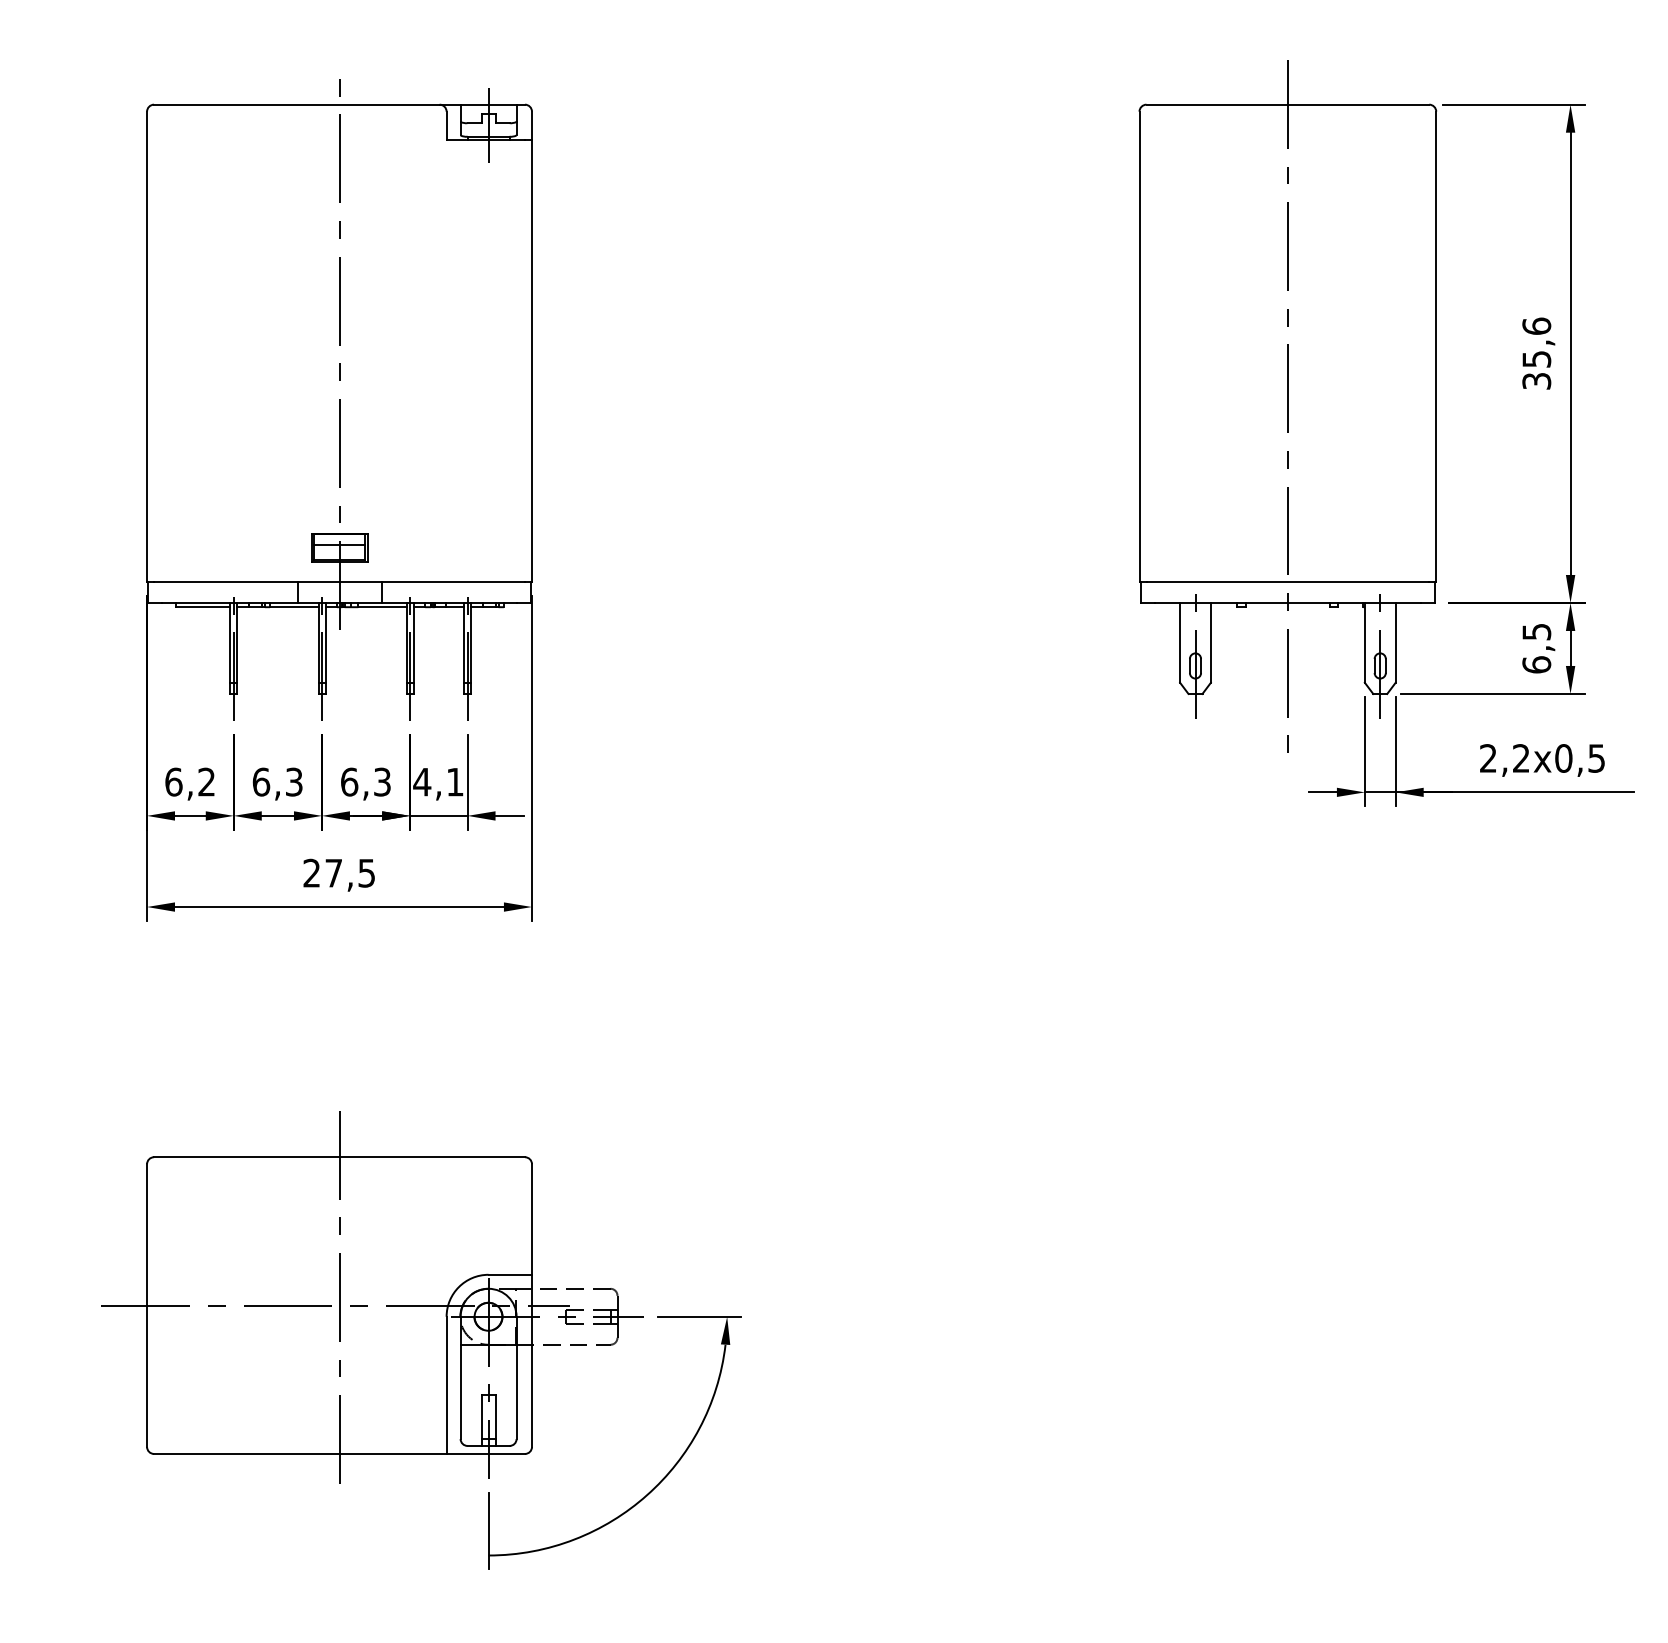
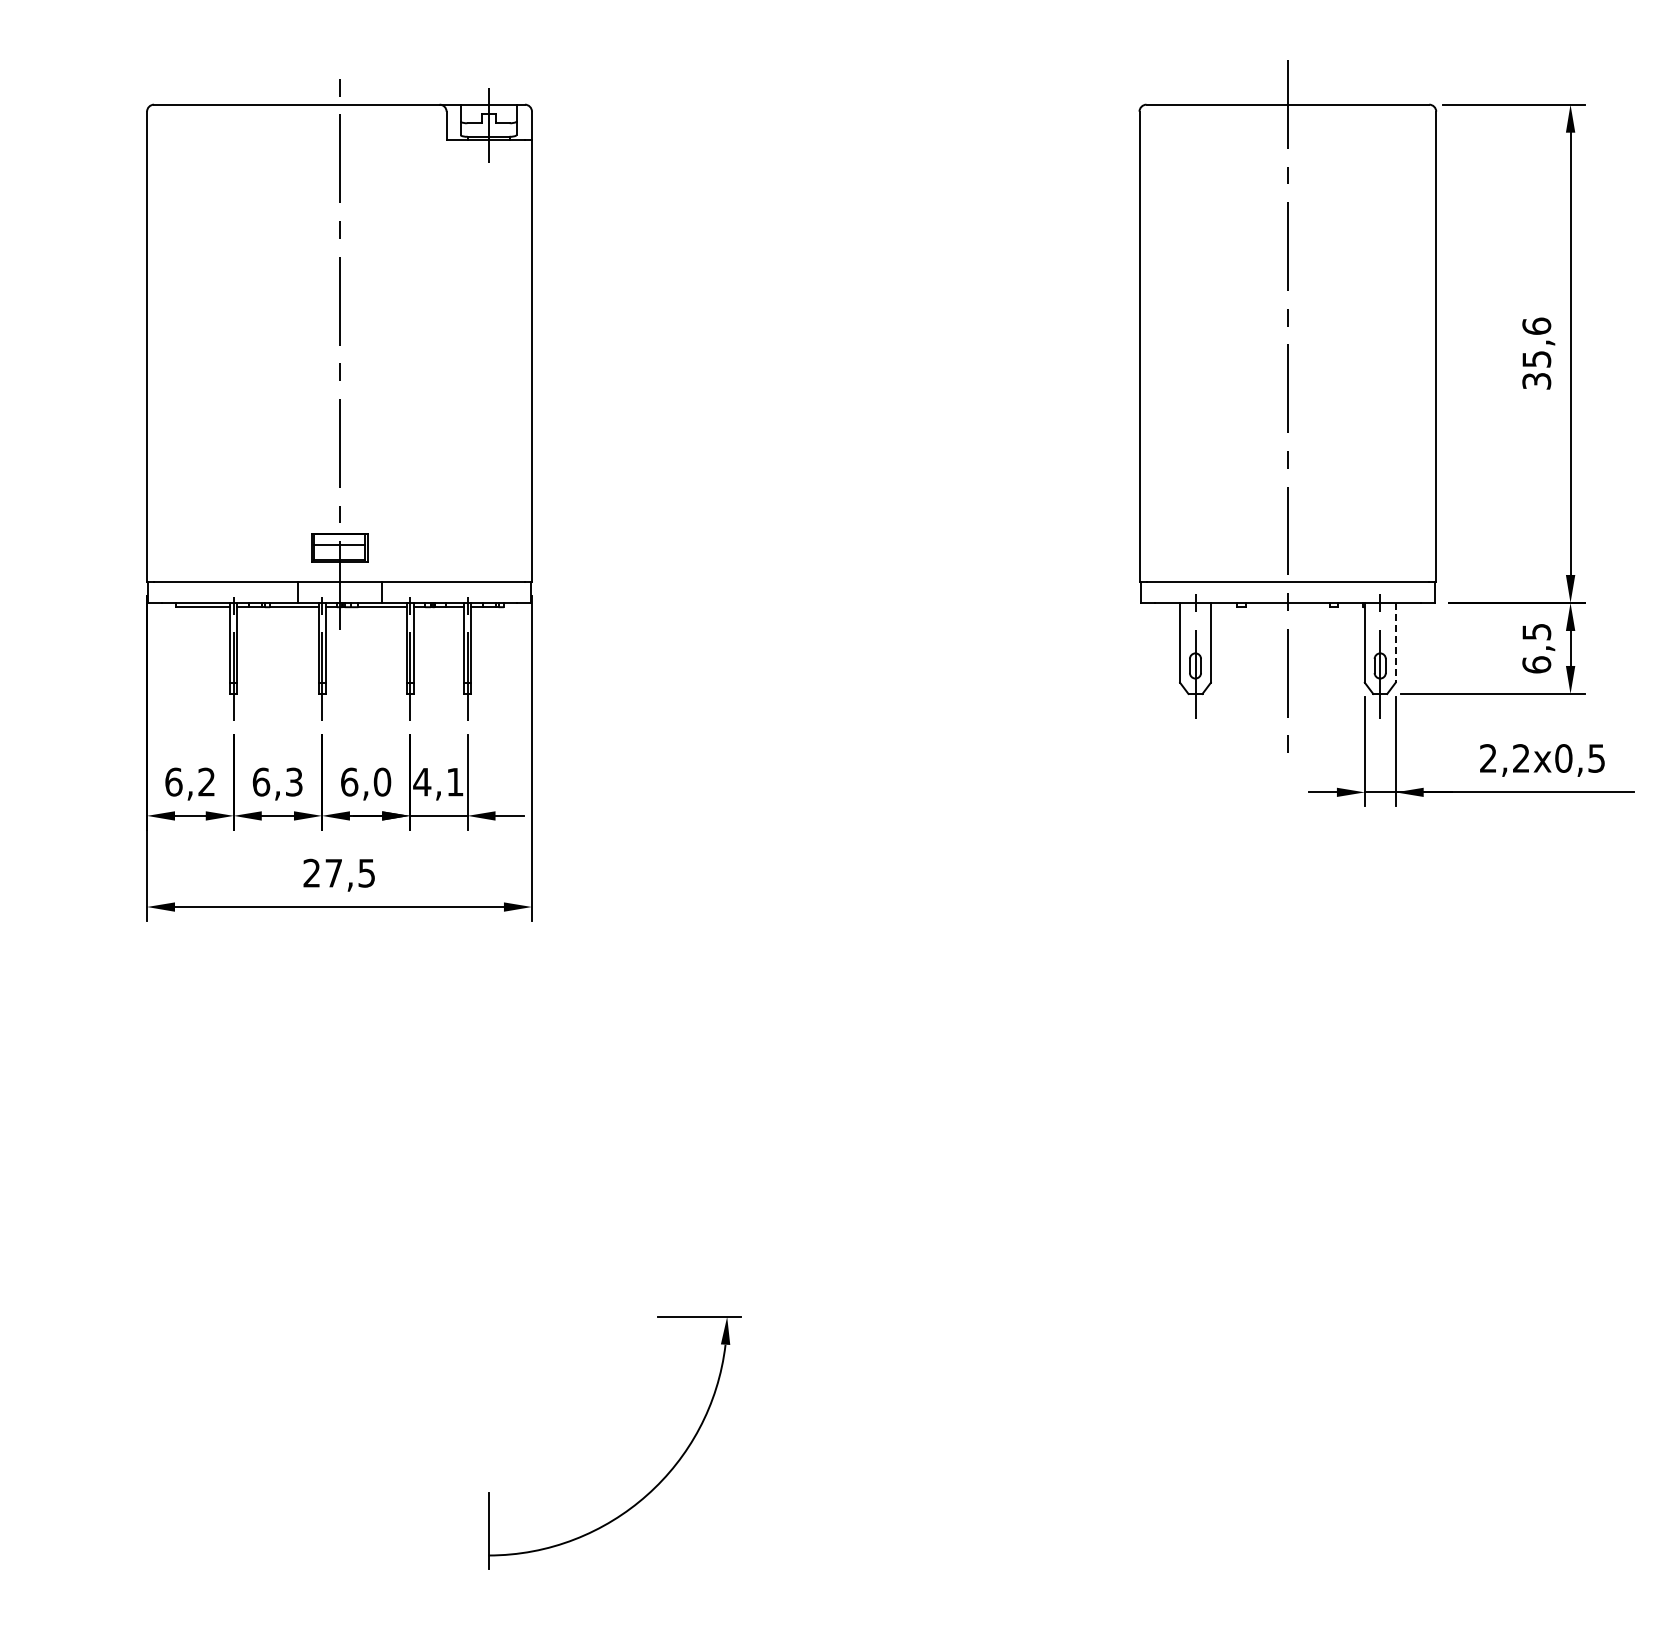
line: solid -> dashed (1395, 642)
text: 6,3 -> 6,0 (382, 781)
part: present -> none (372, 1297)
